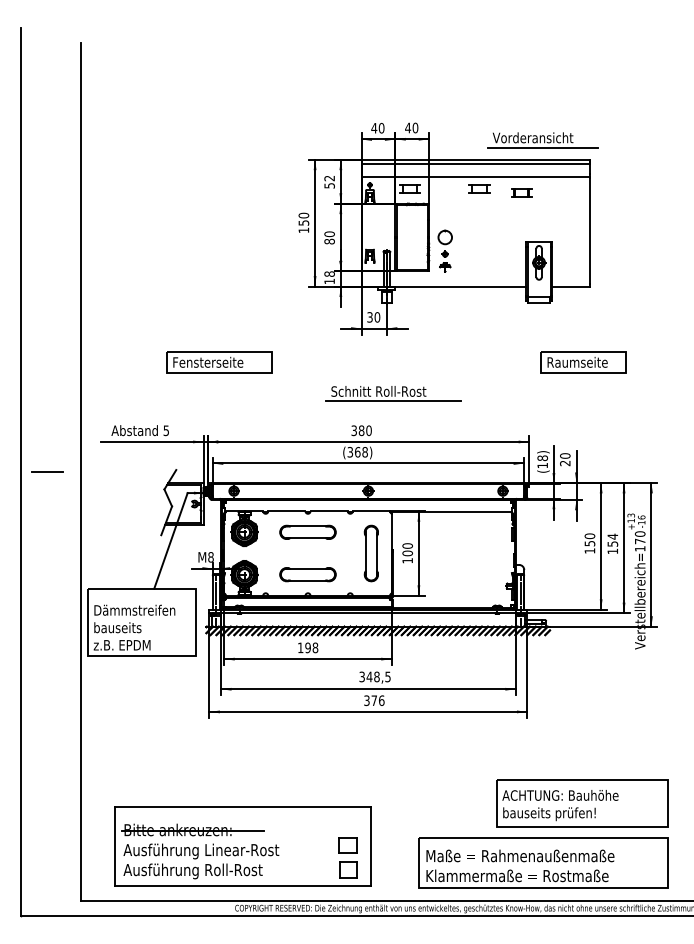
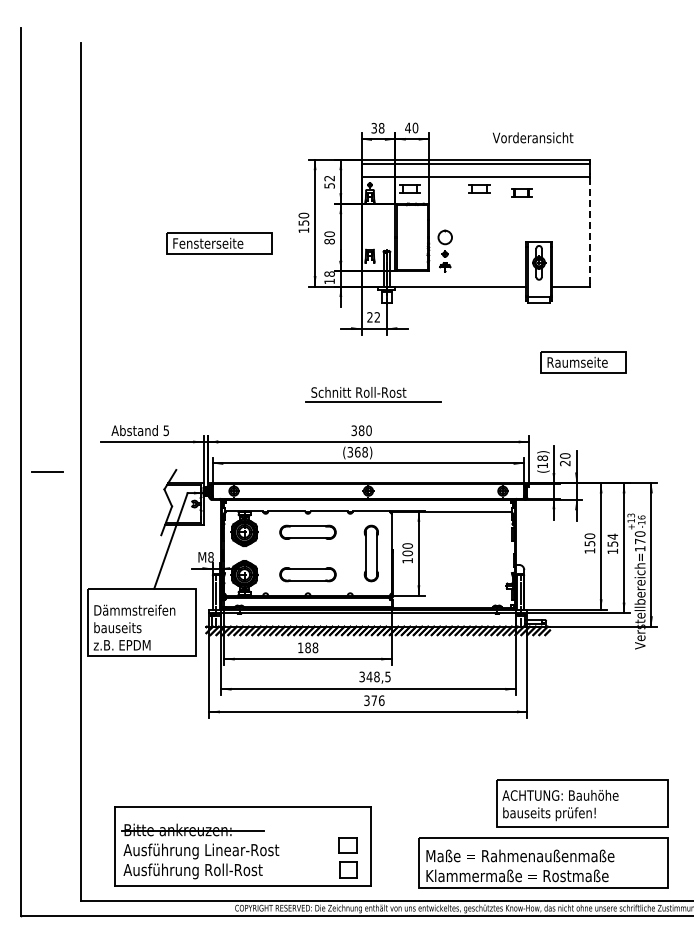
text: 40 -> 38 (377, 127)
line: present -> none (542, 148)
line: solid -> dashed (589, 231)
text: 30 -> 22 (373, 317)
part position: (219, 362) -> (219, 243) (219, 243)
part position: (393, 393) -> (373, 394) (373, 394)
text: 198 -> 188 (307, 647)
